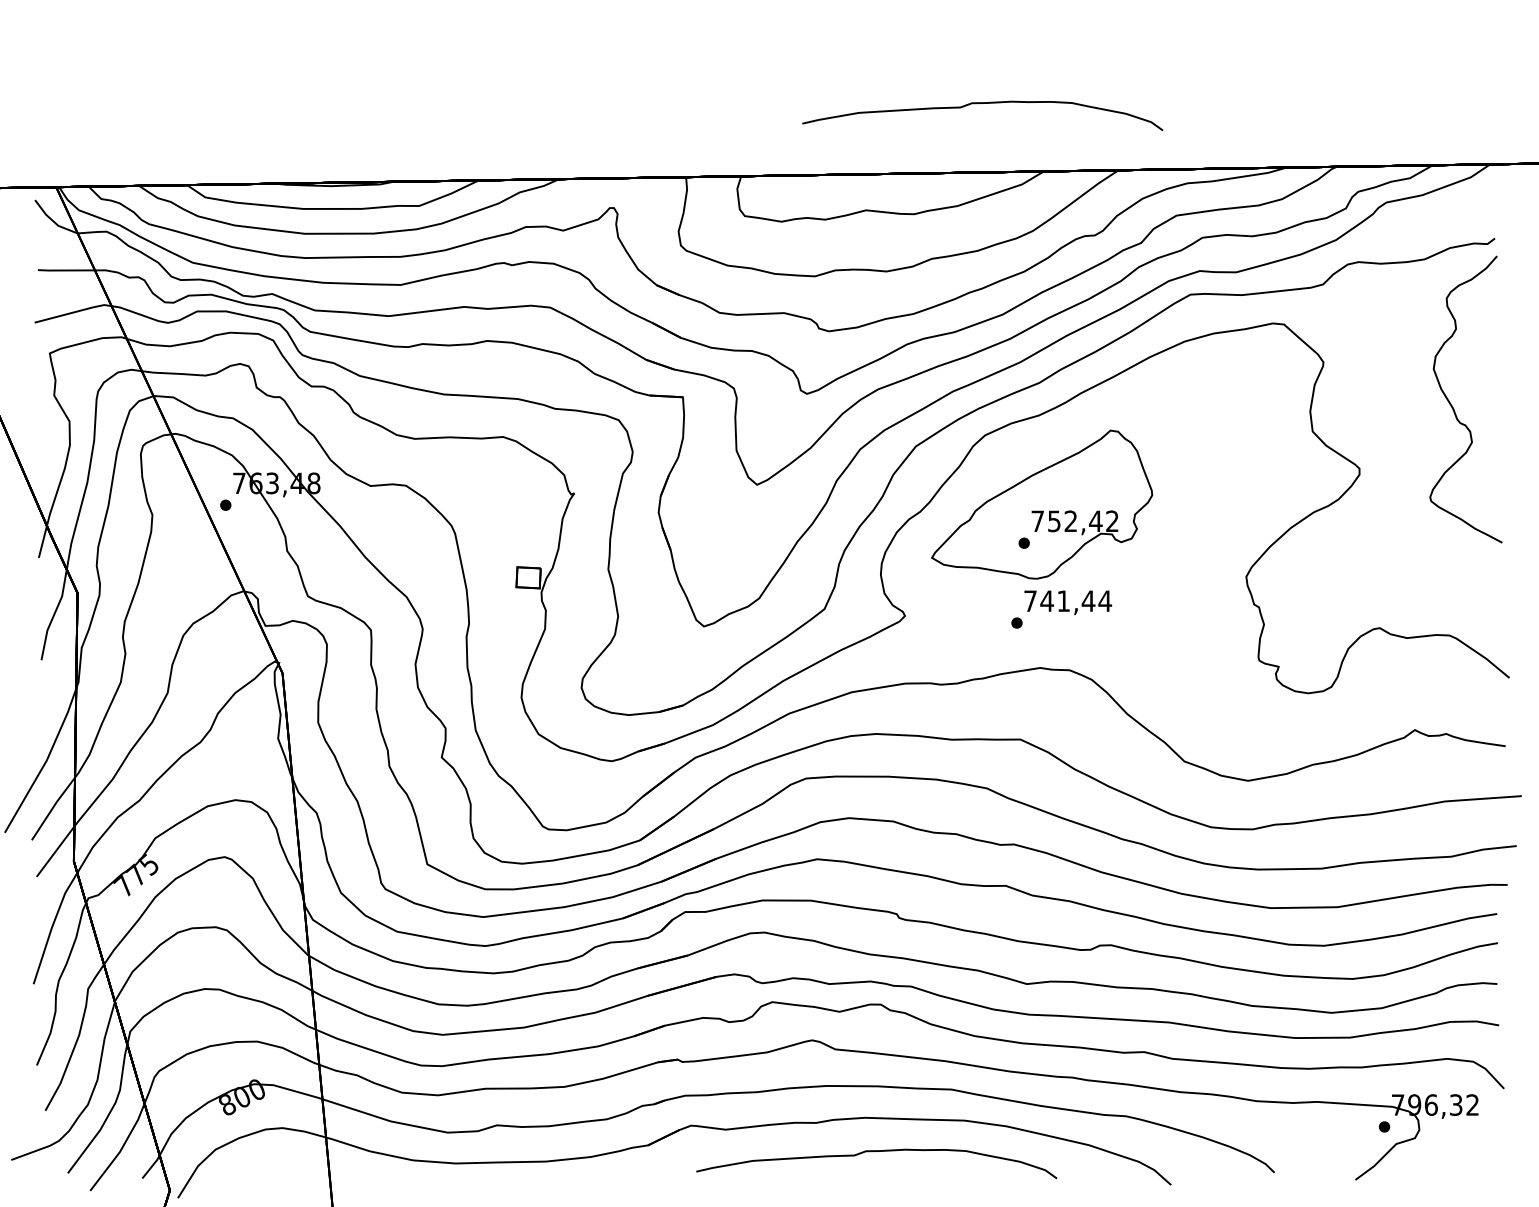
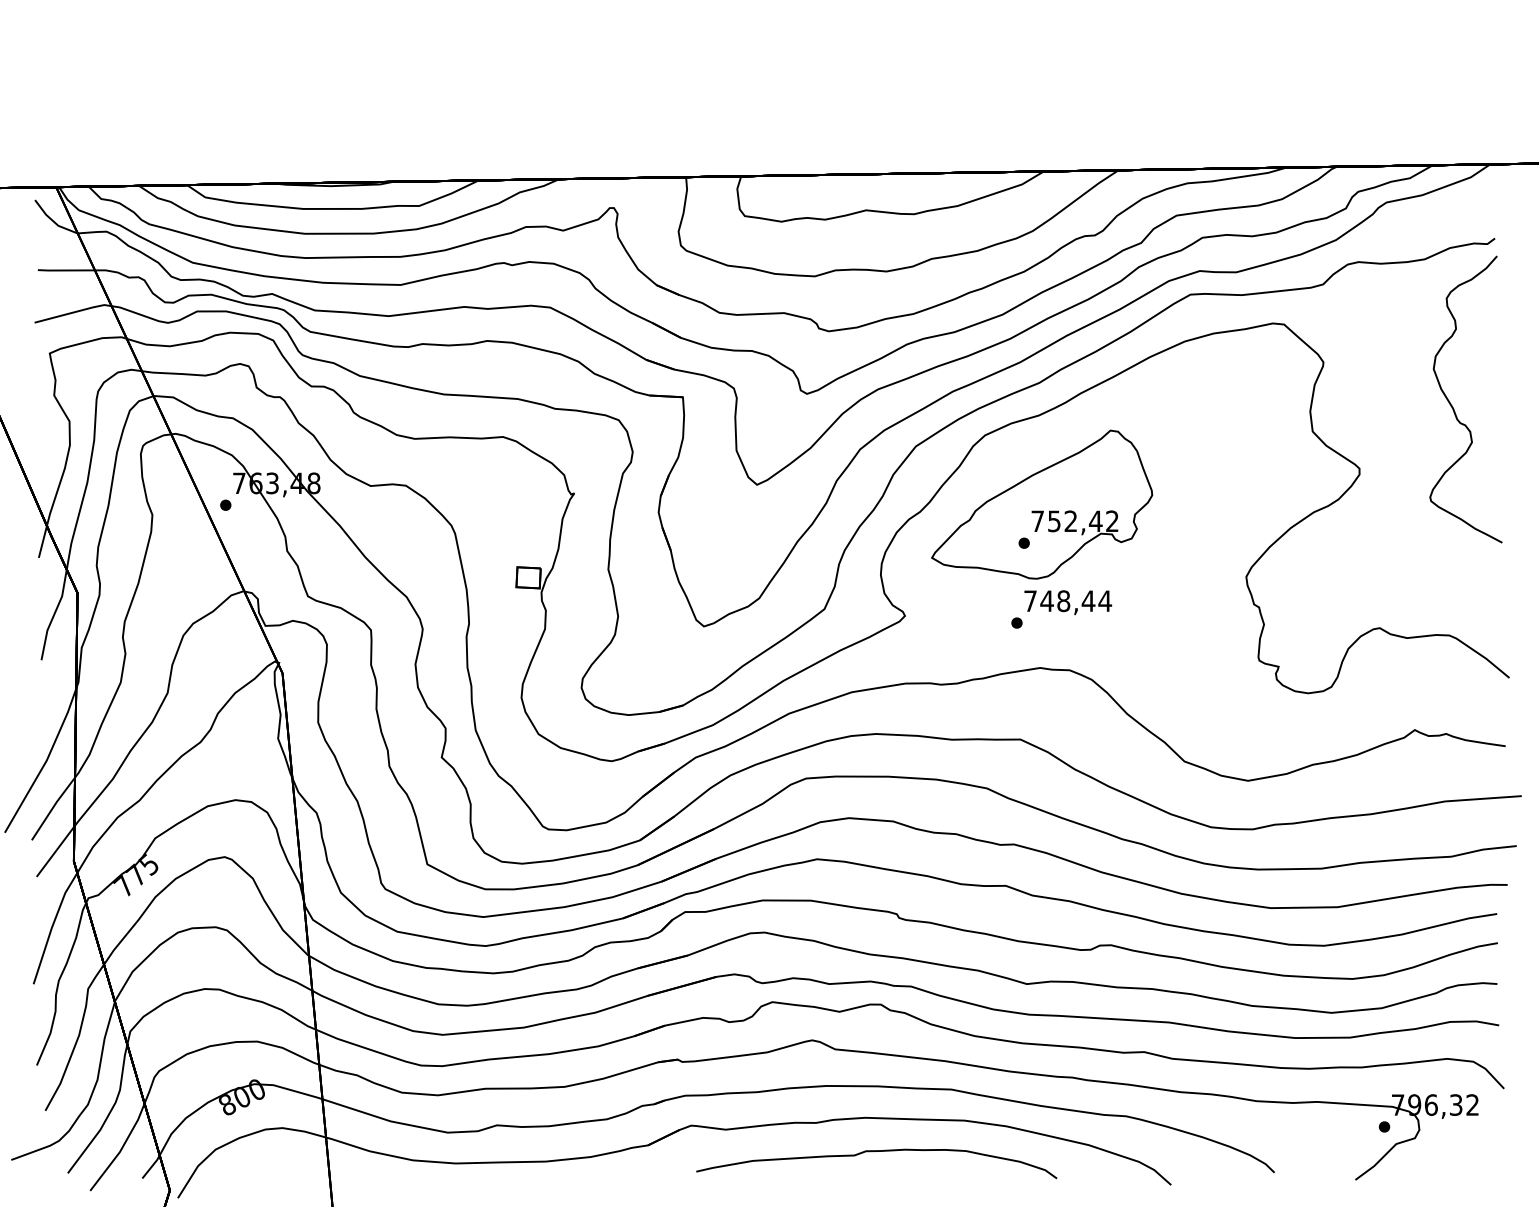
part: present -> none (982, 103)
text: 741,44 -> 748,44 (1063, 601)
